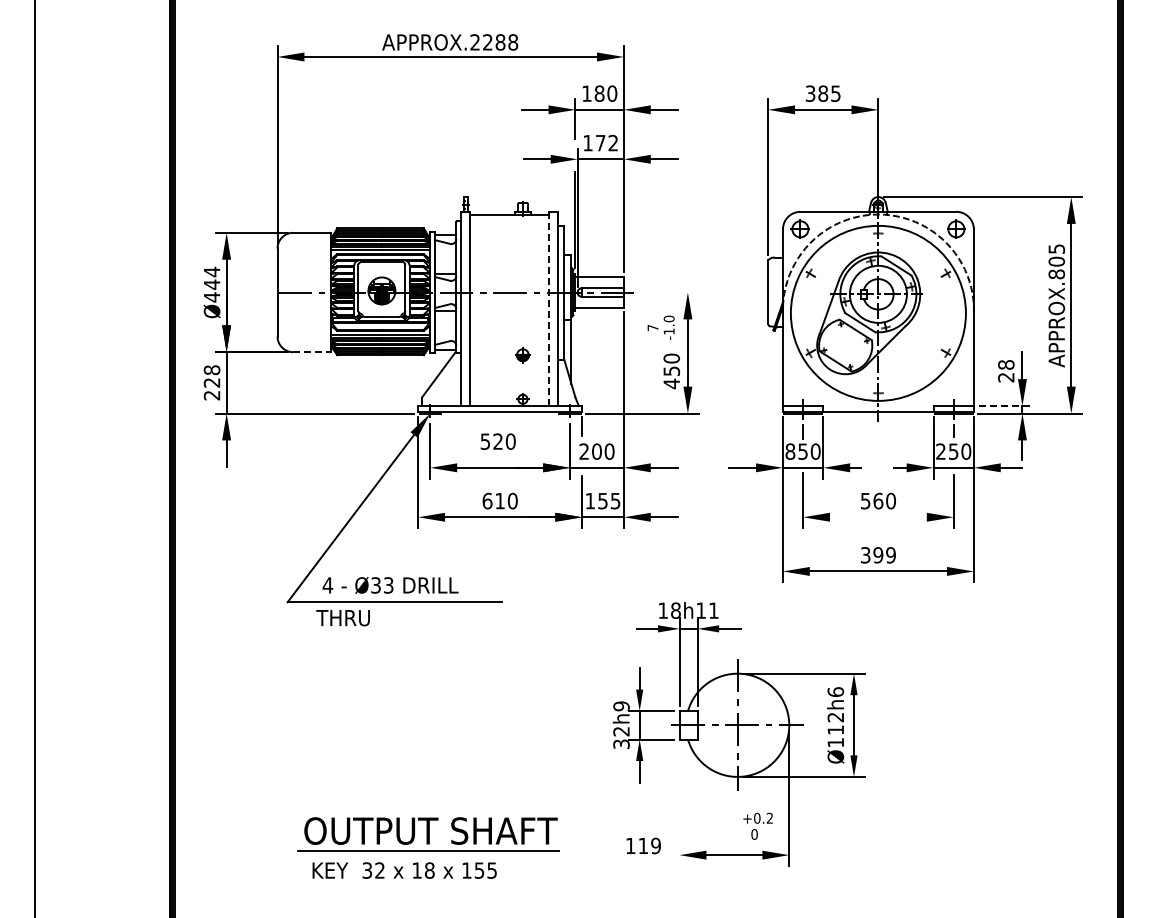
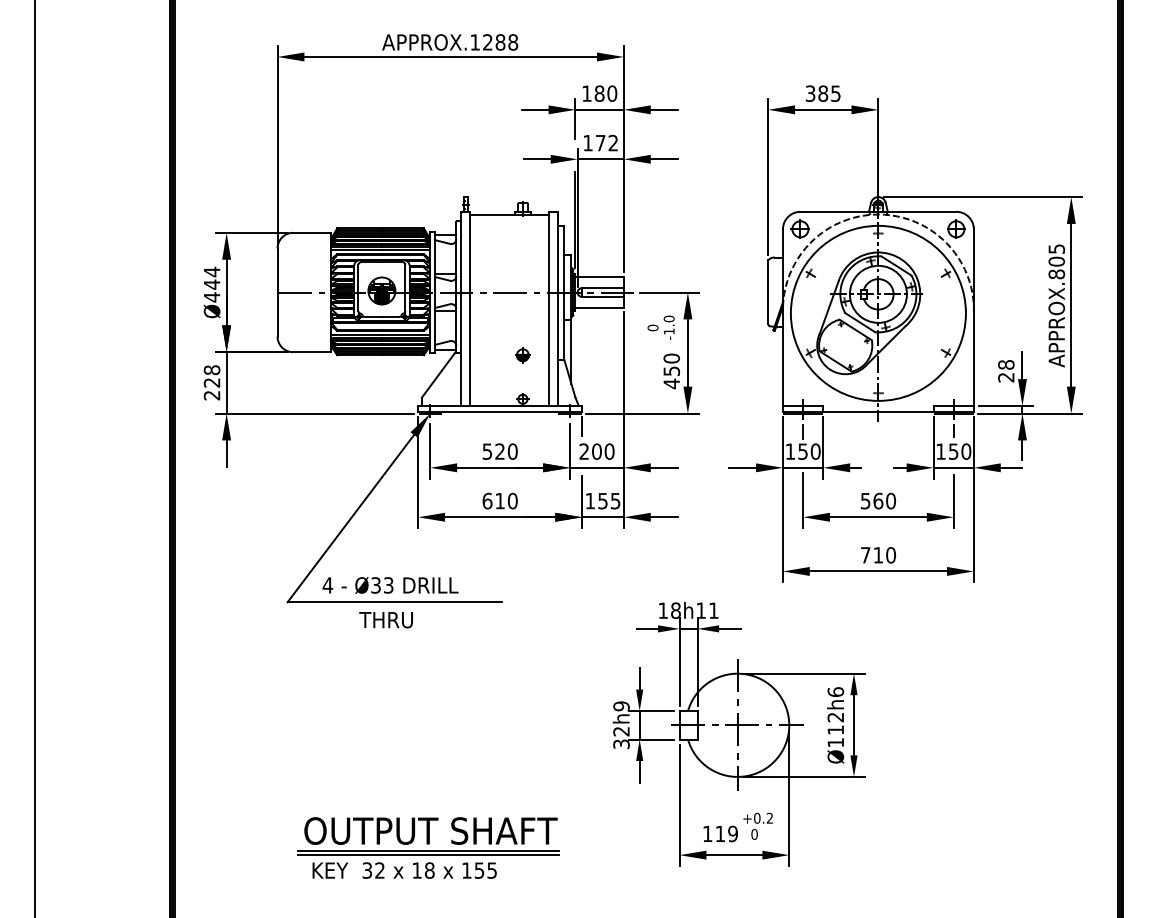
text: APPROX.2288 -> APPROX.1288 (474, 42)
line: none -> present (668, 292)
line: dashed -> solid (549, 309)
text: 7 -> 0 (652, 327)
line: dashed -> solid (311, 352)
line: dashed -> solid (1006, 406)
text position: (497, 441) -> (499, 451) (499, 451)
text: 850 -> 150 (790, 451)
text: 250 -> 150 (940, 451)
line: none -> present (878, 517)
text: 399 -> 710 (878, 555)
text position: (342, 618) -> (385, 620) (385, 620)
line: none -> present (679, 804)
text position: (643, 845) -> (720, 833) (720, 833)
line: none -> present (428, 855)
